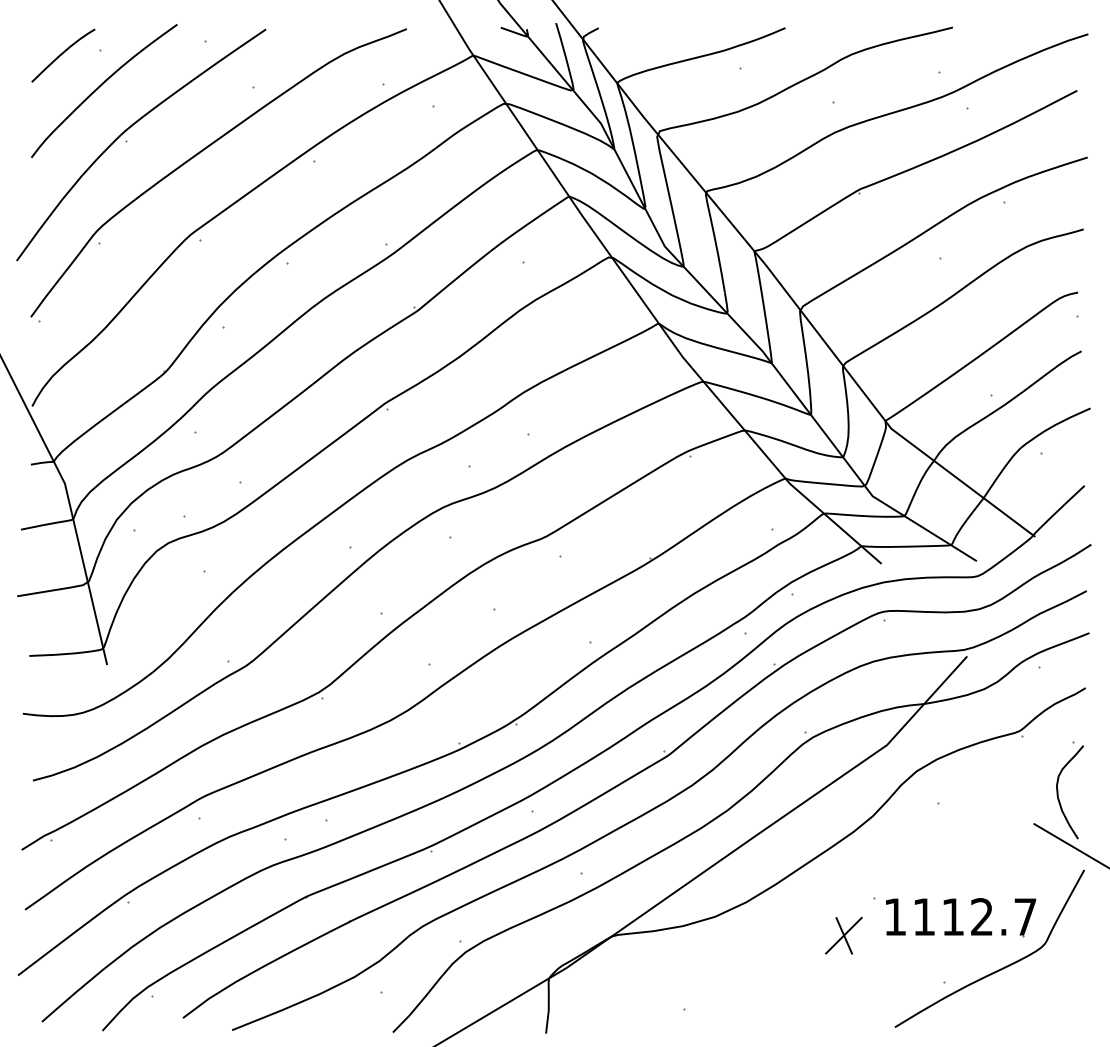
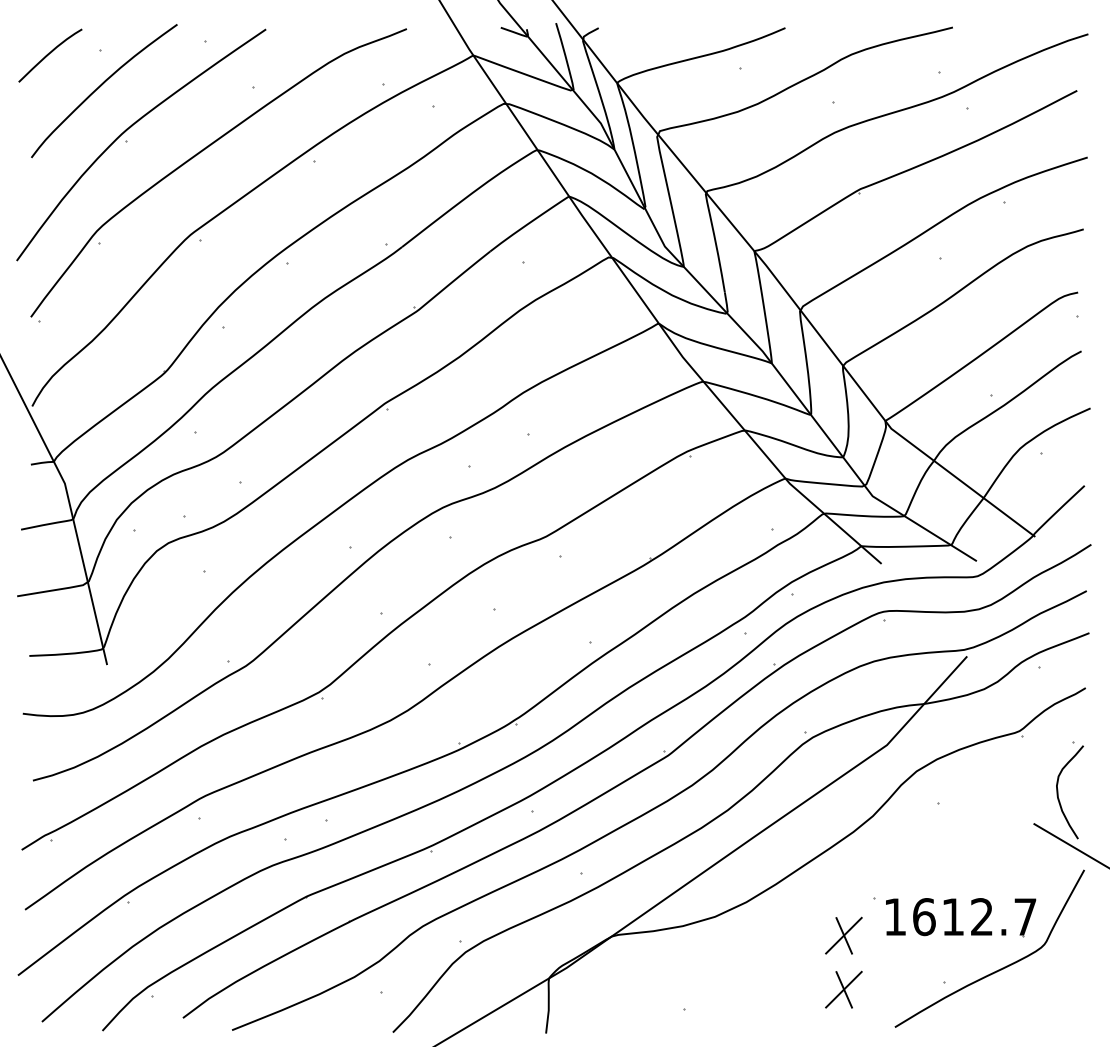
curve position: (62, 54) -> (49, 54) (49, 54)
text: 1112.7 -> 1612.7 (924, 917)
part: none -> present (843, 989)
